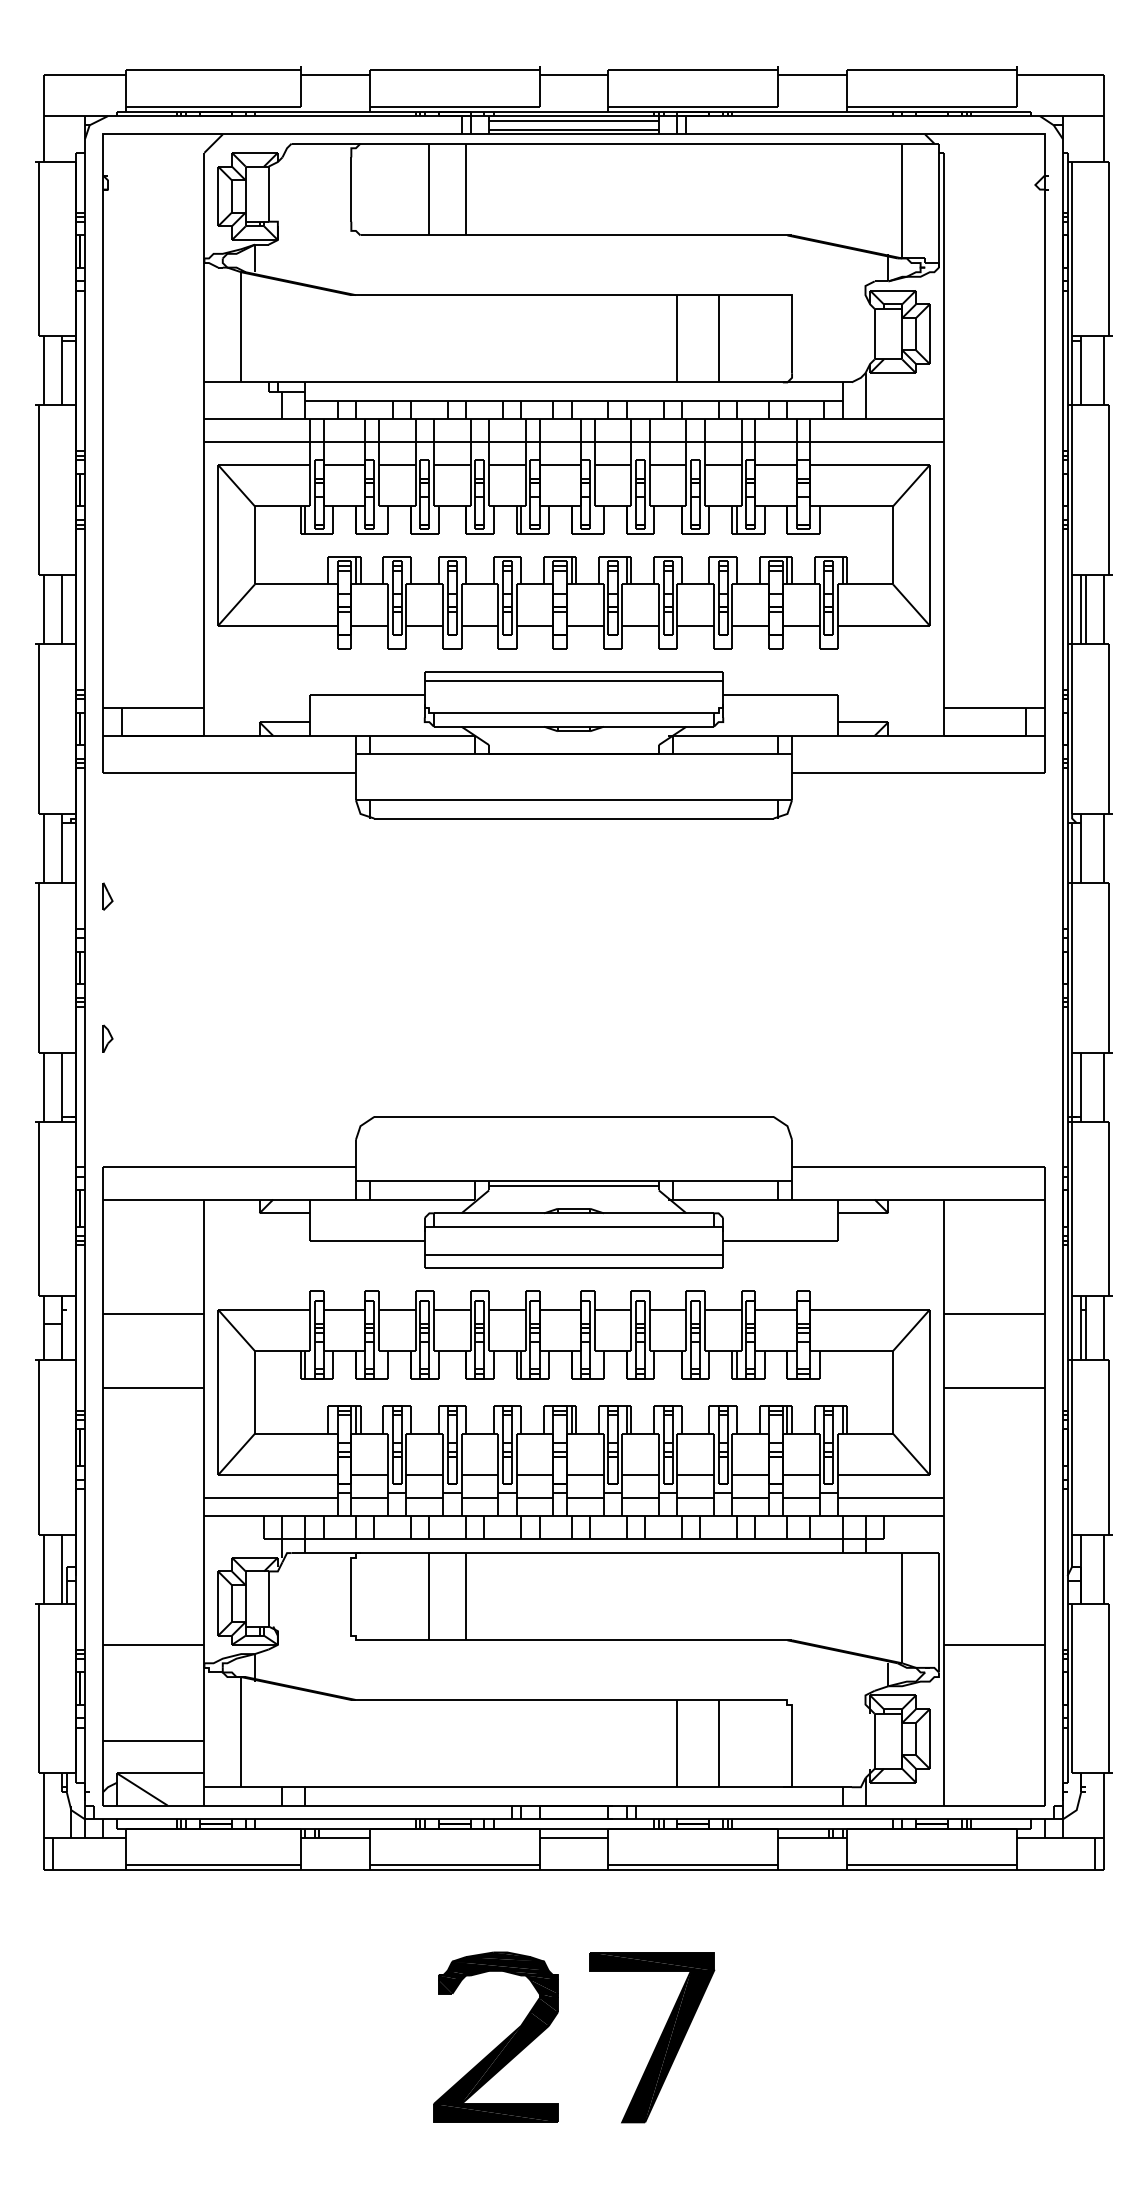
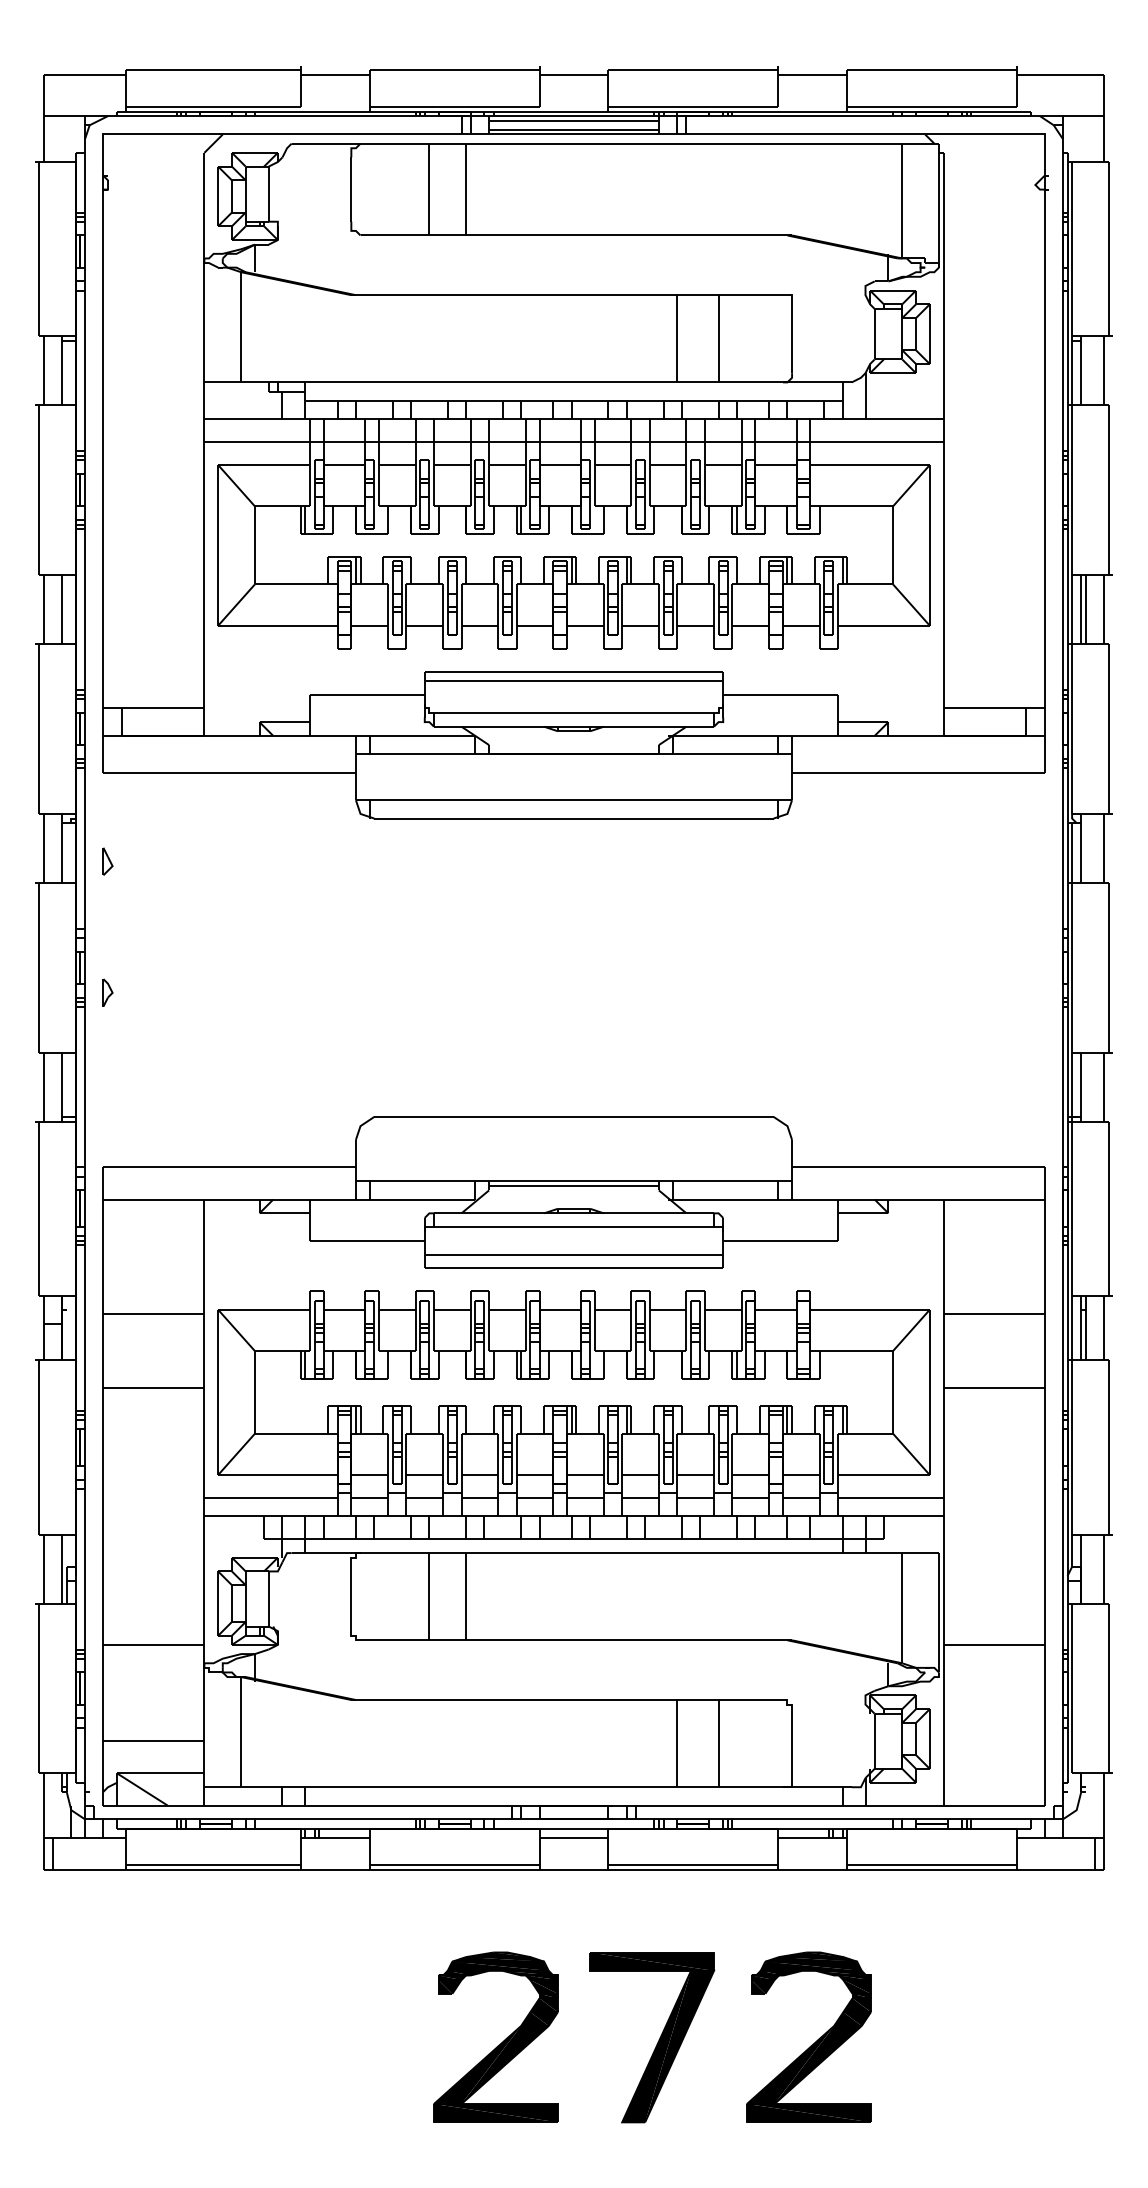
part position: (107, 896) -> (107, 861) (107, 861)
part position: (107, 1038) -> (107, 992) (107, 992)
part: none -> present (814, 2042)
